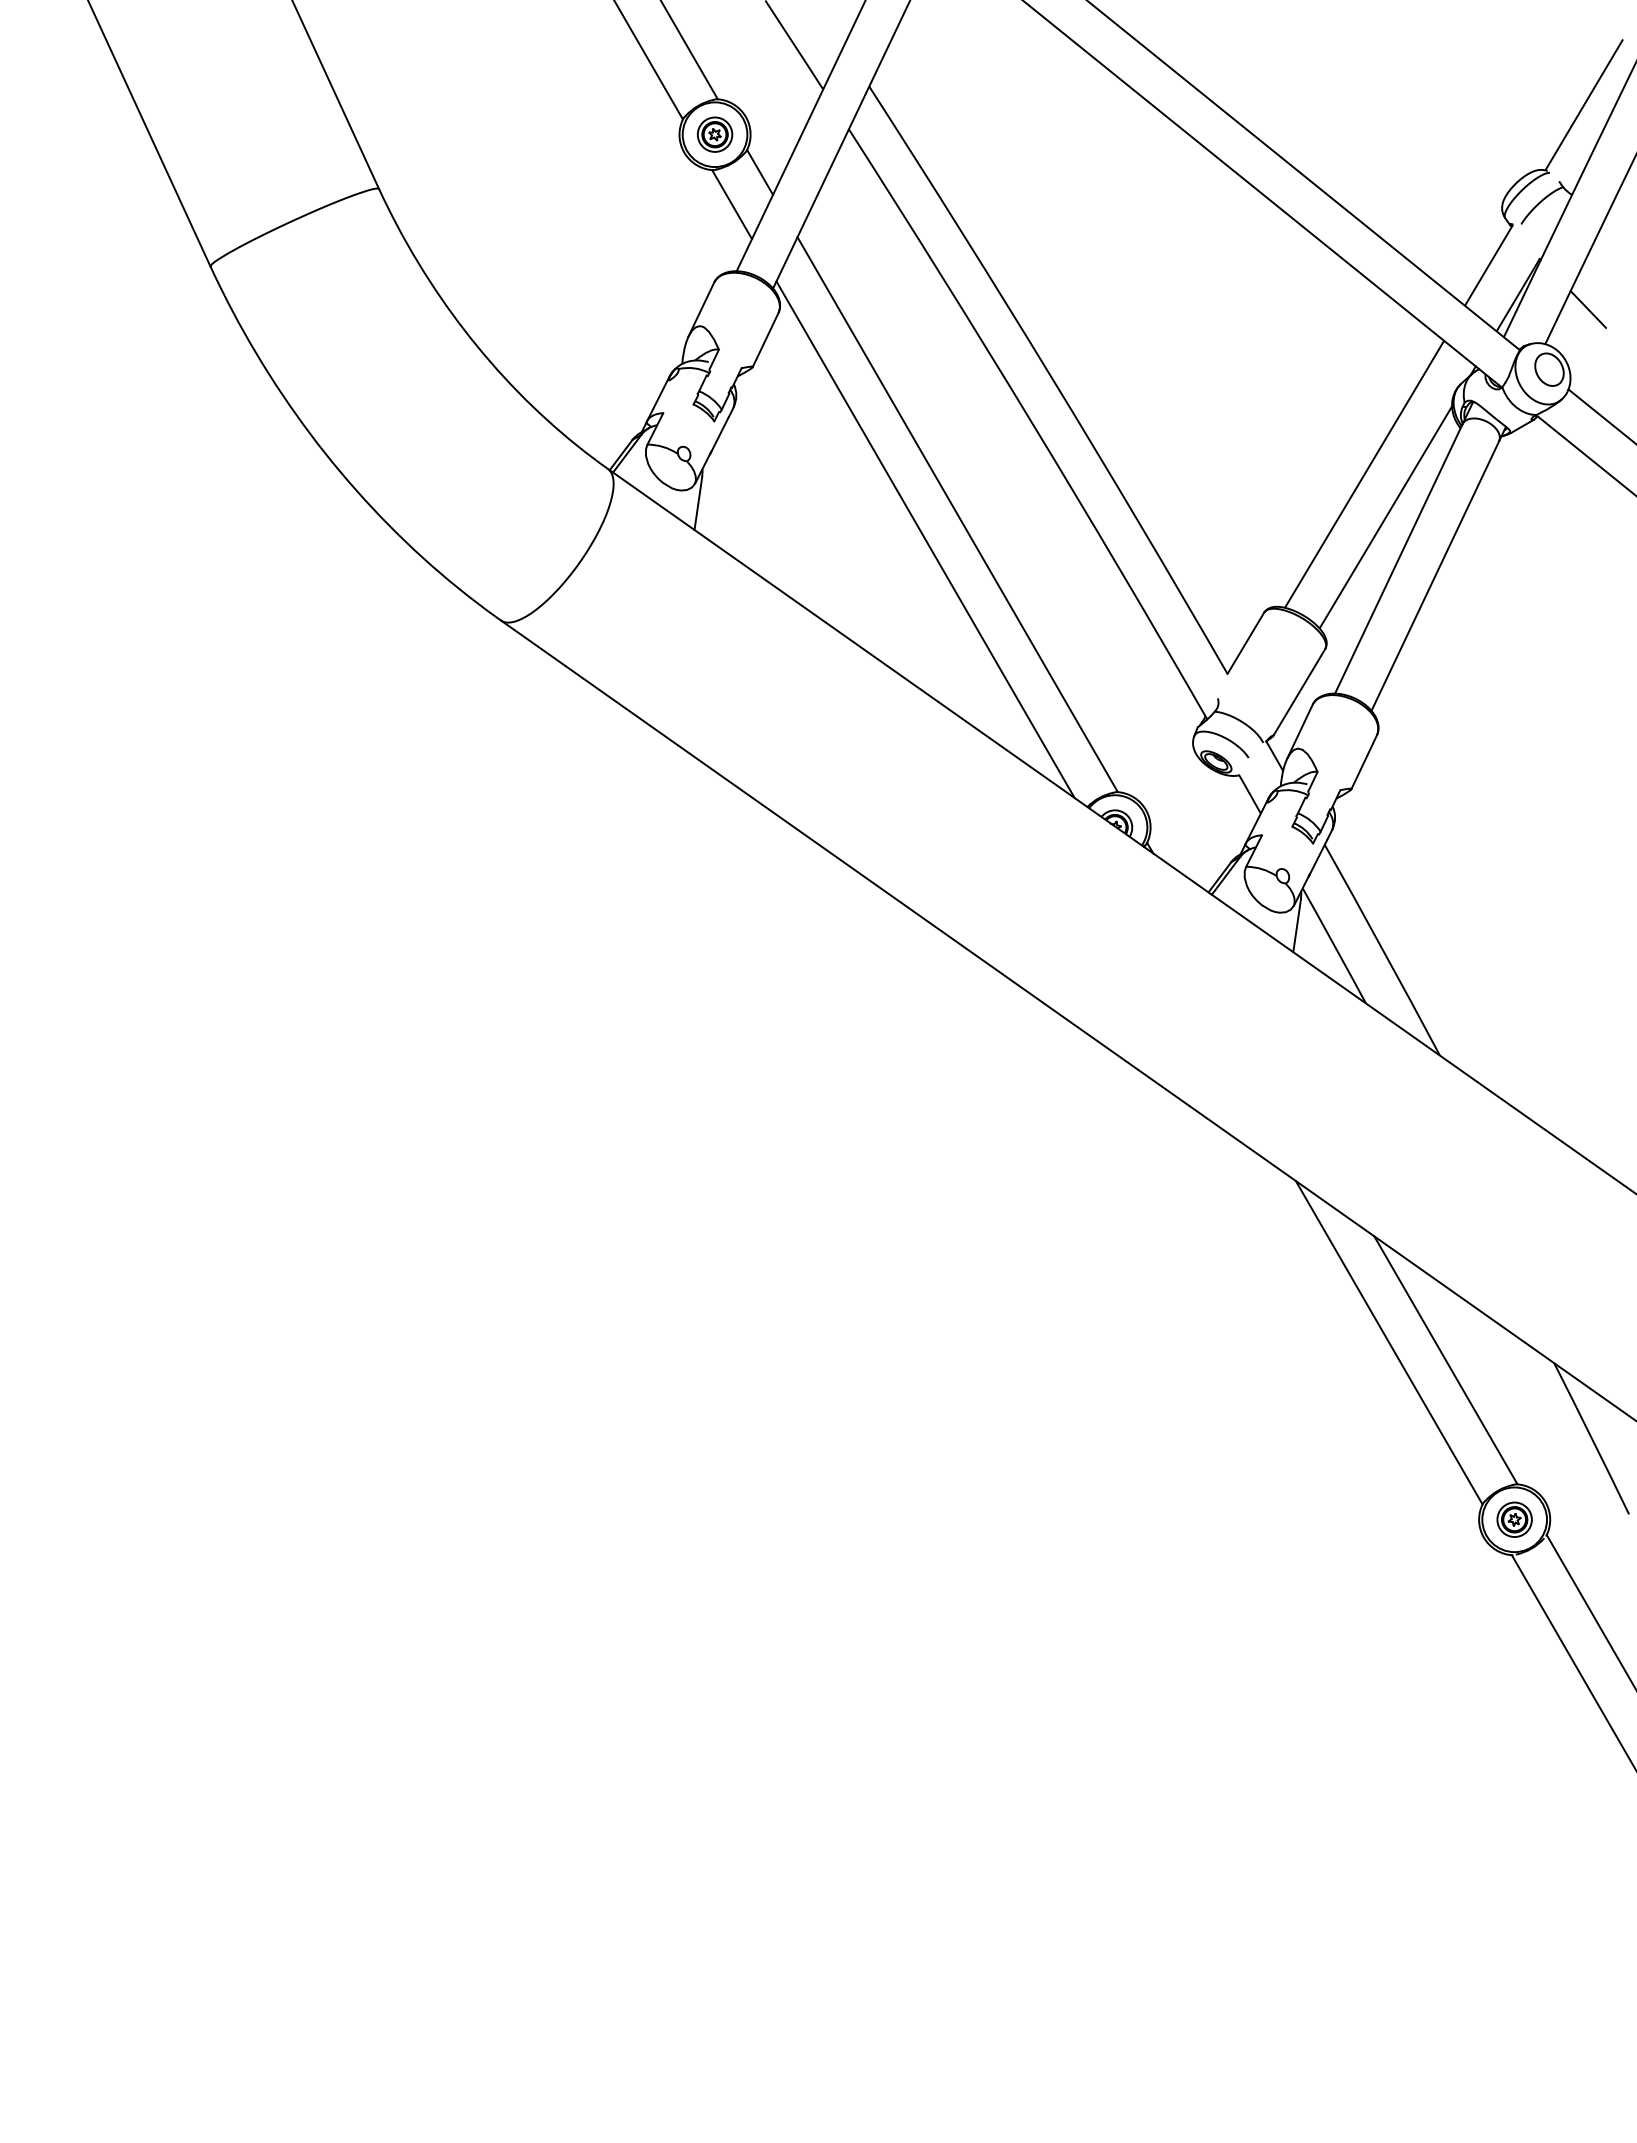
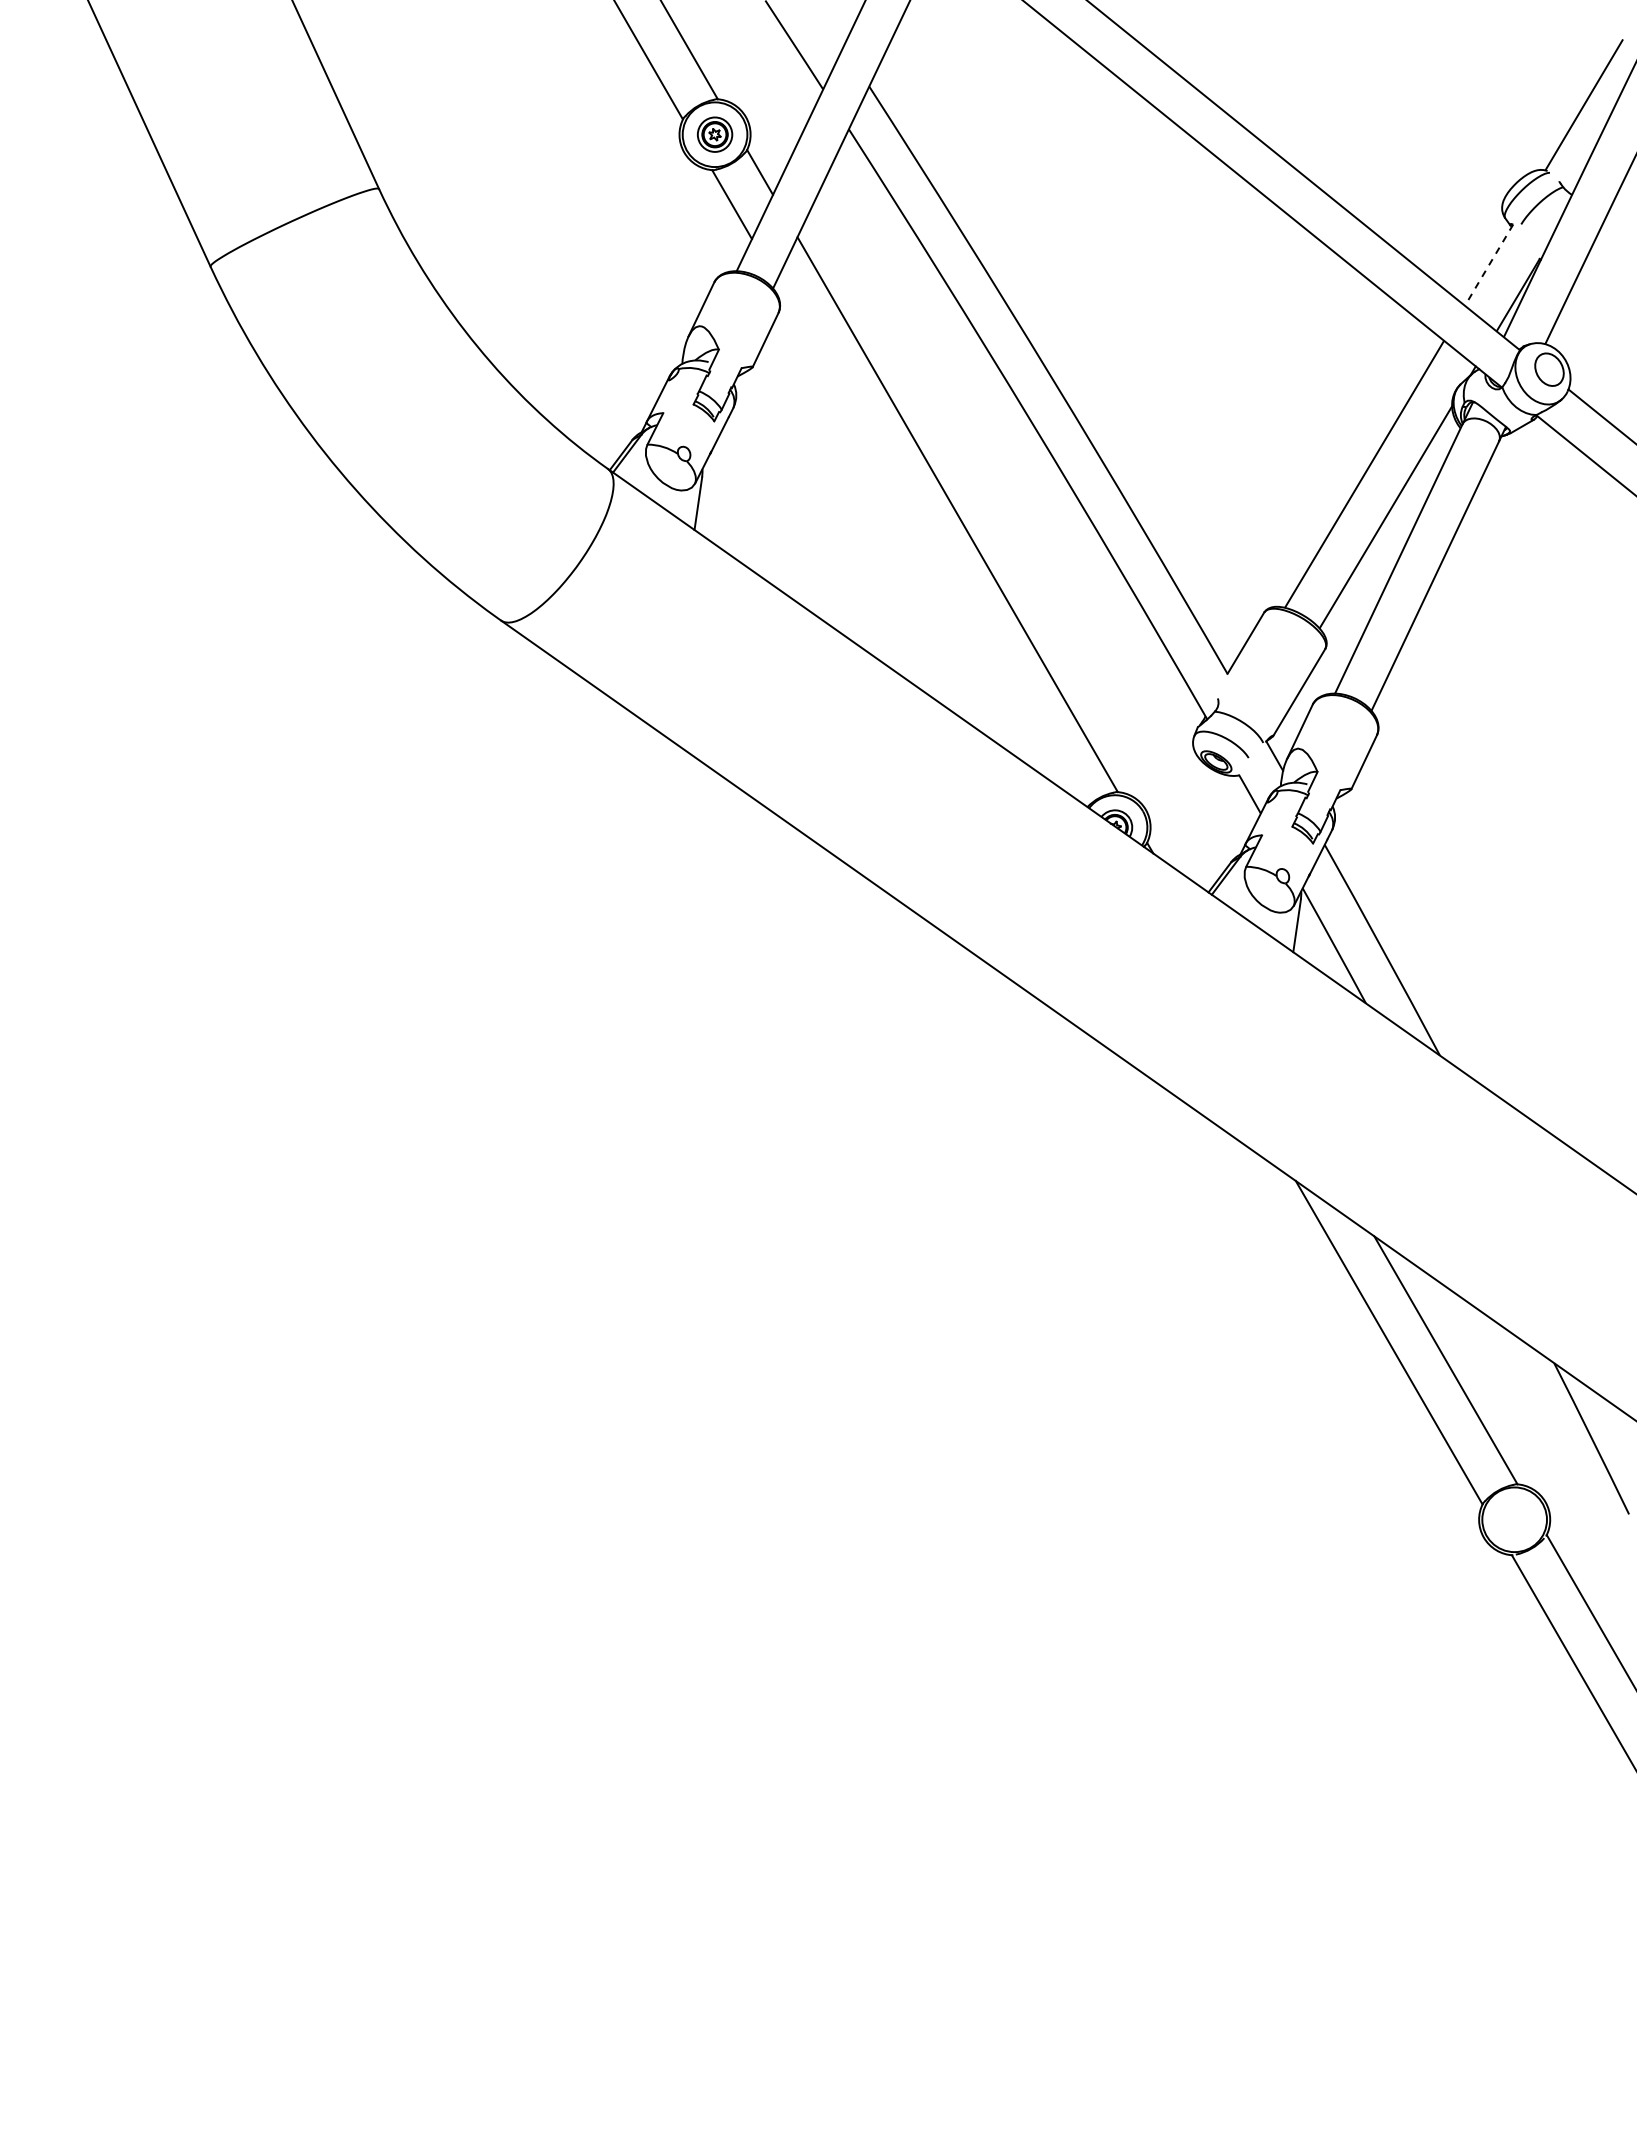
line: solid -> dashed (1488, 265)
line: present -> none (1588, 309)
line: present -> none (925, 539)
part: present -> none (1514, 1519)
